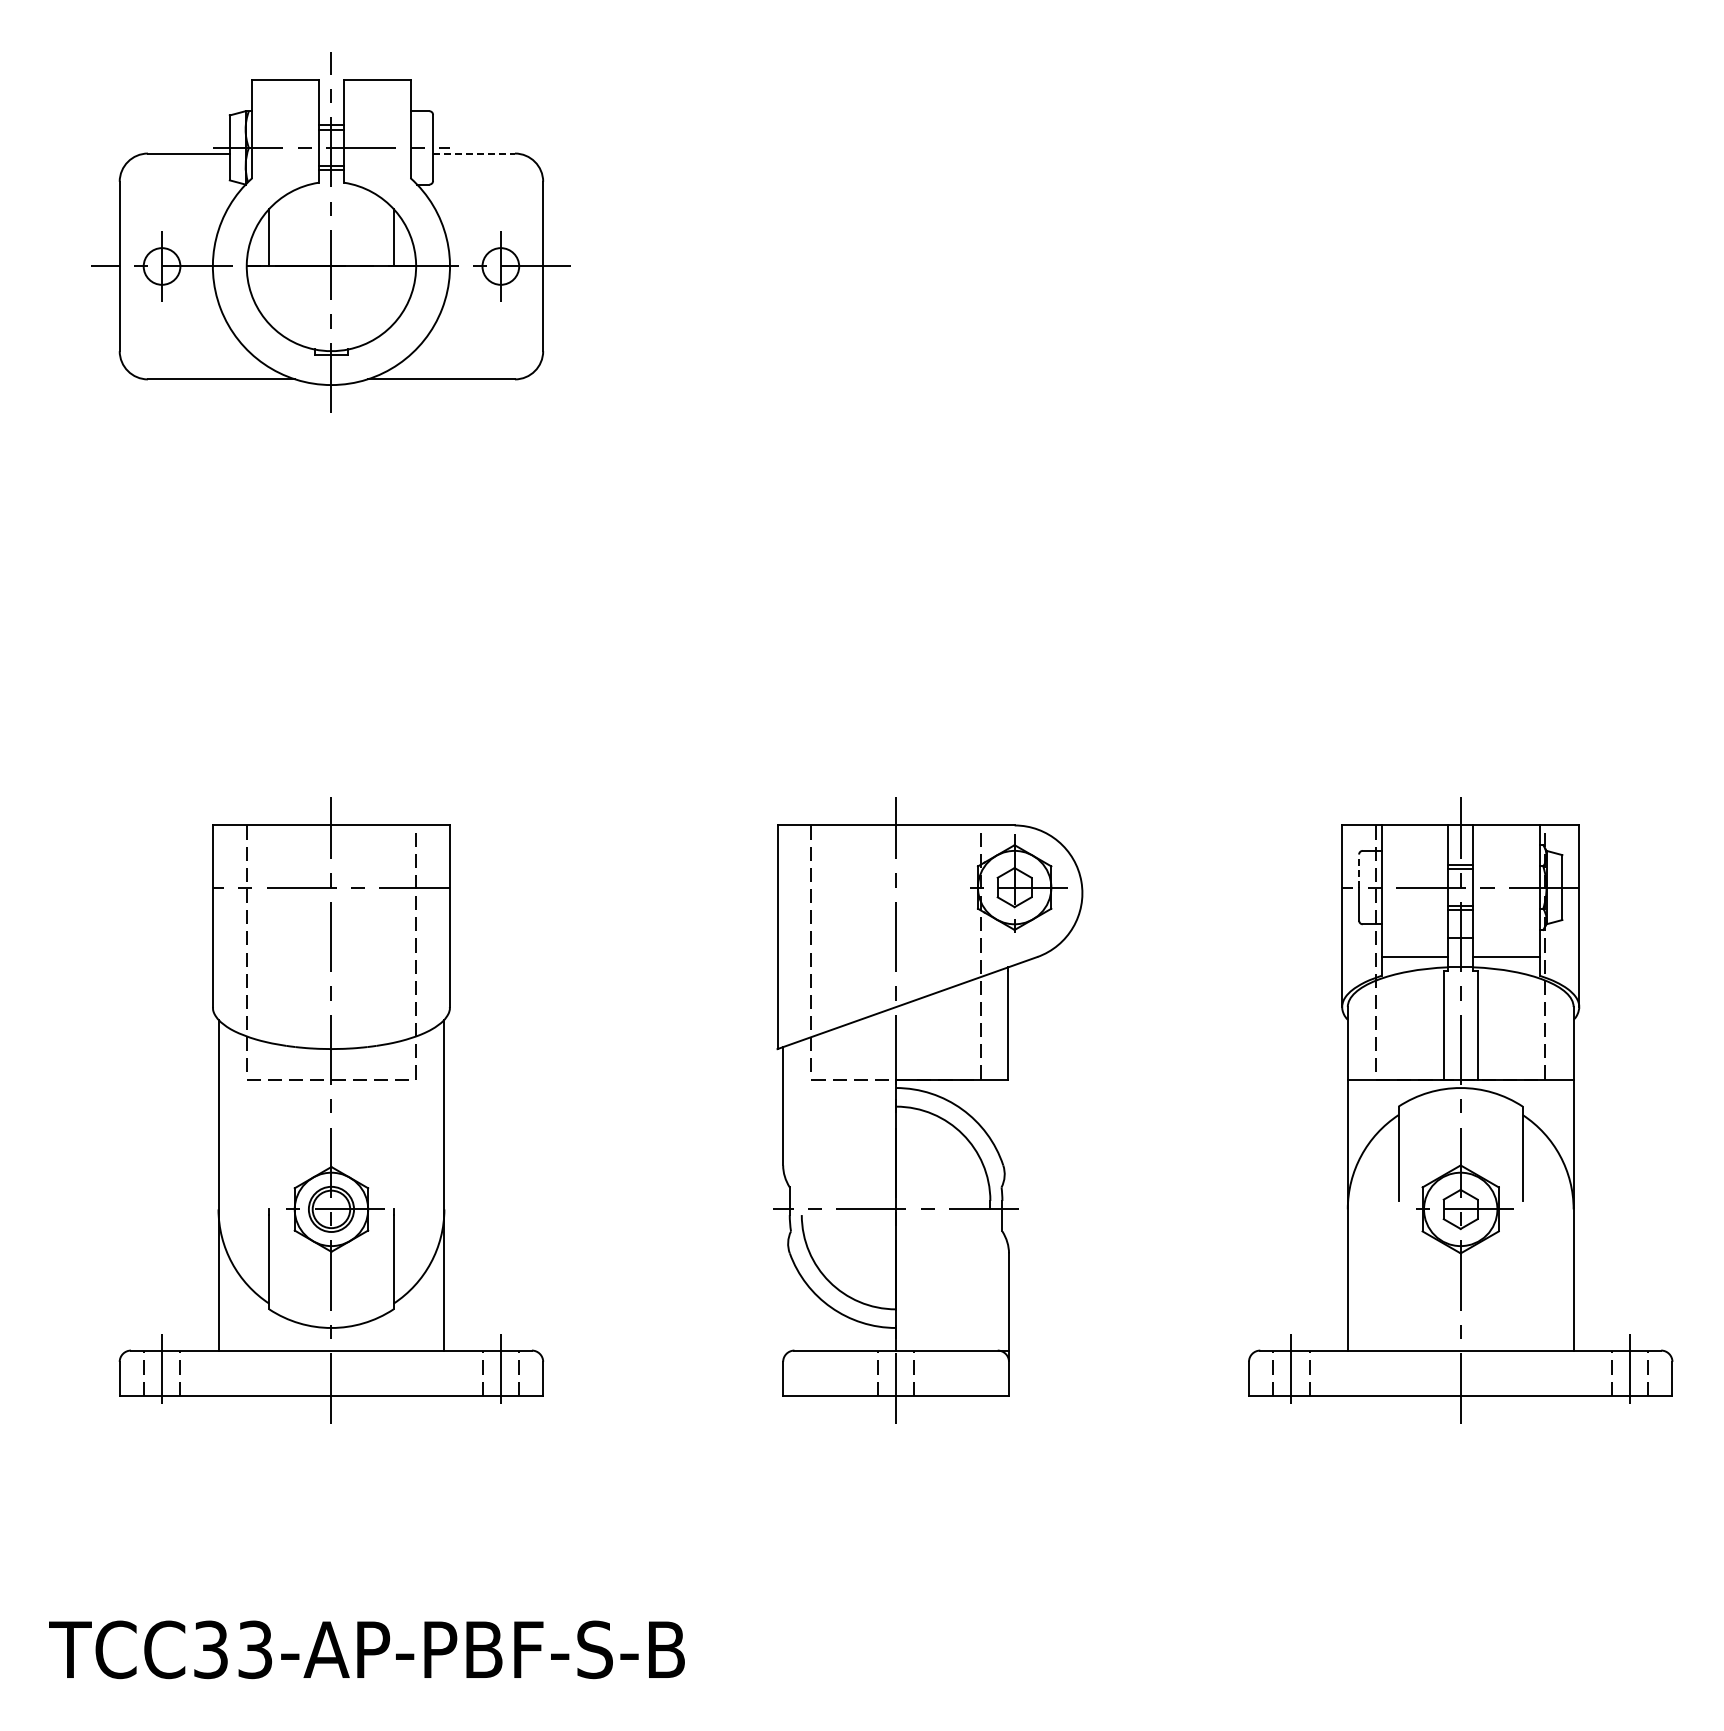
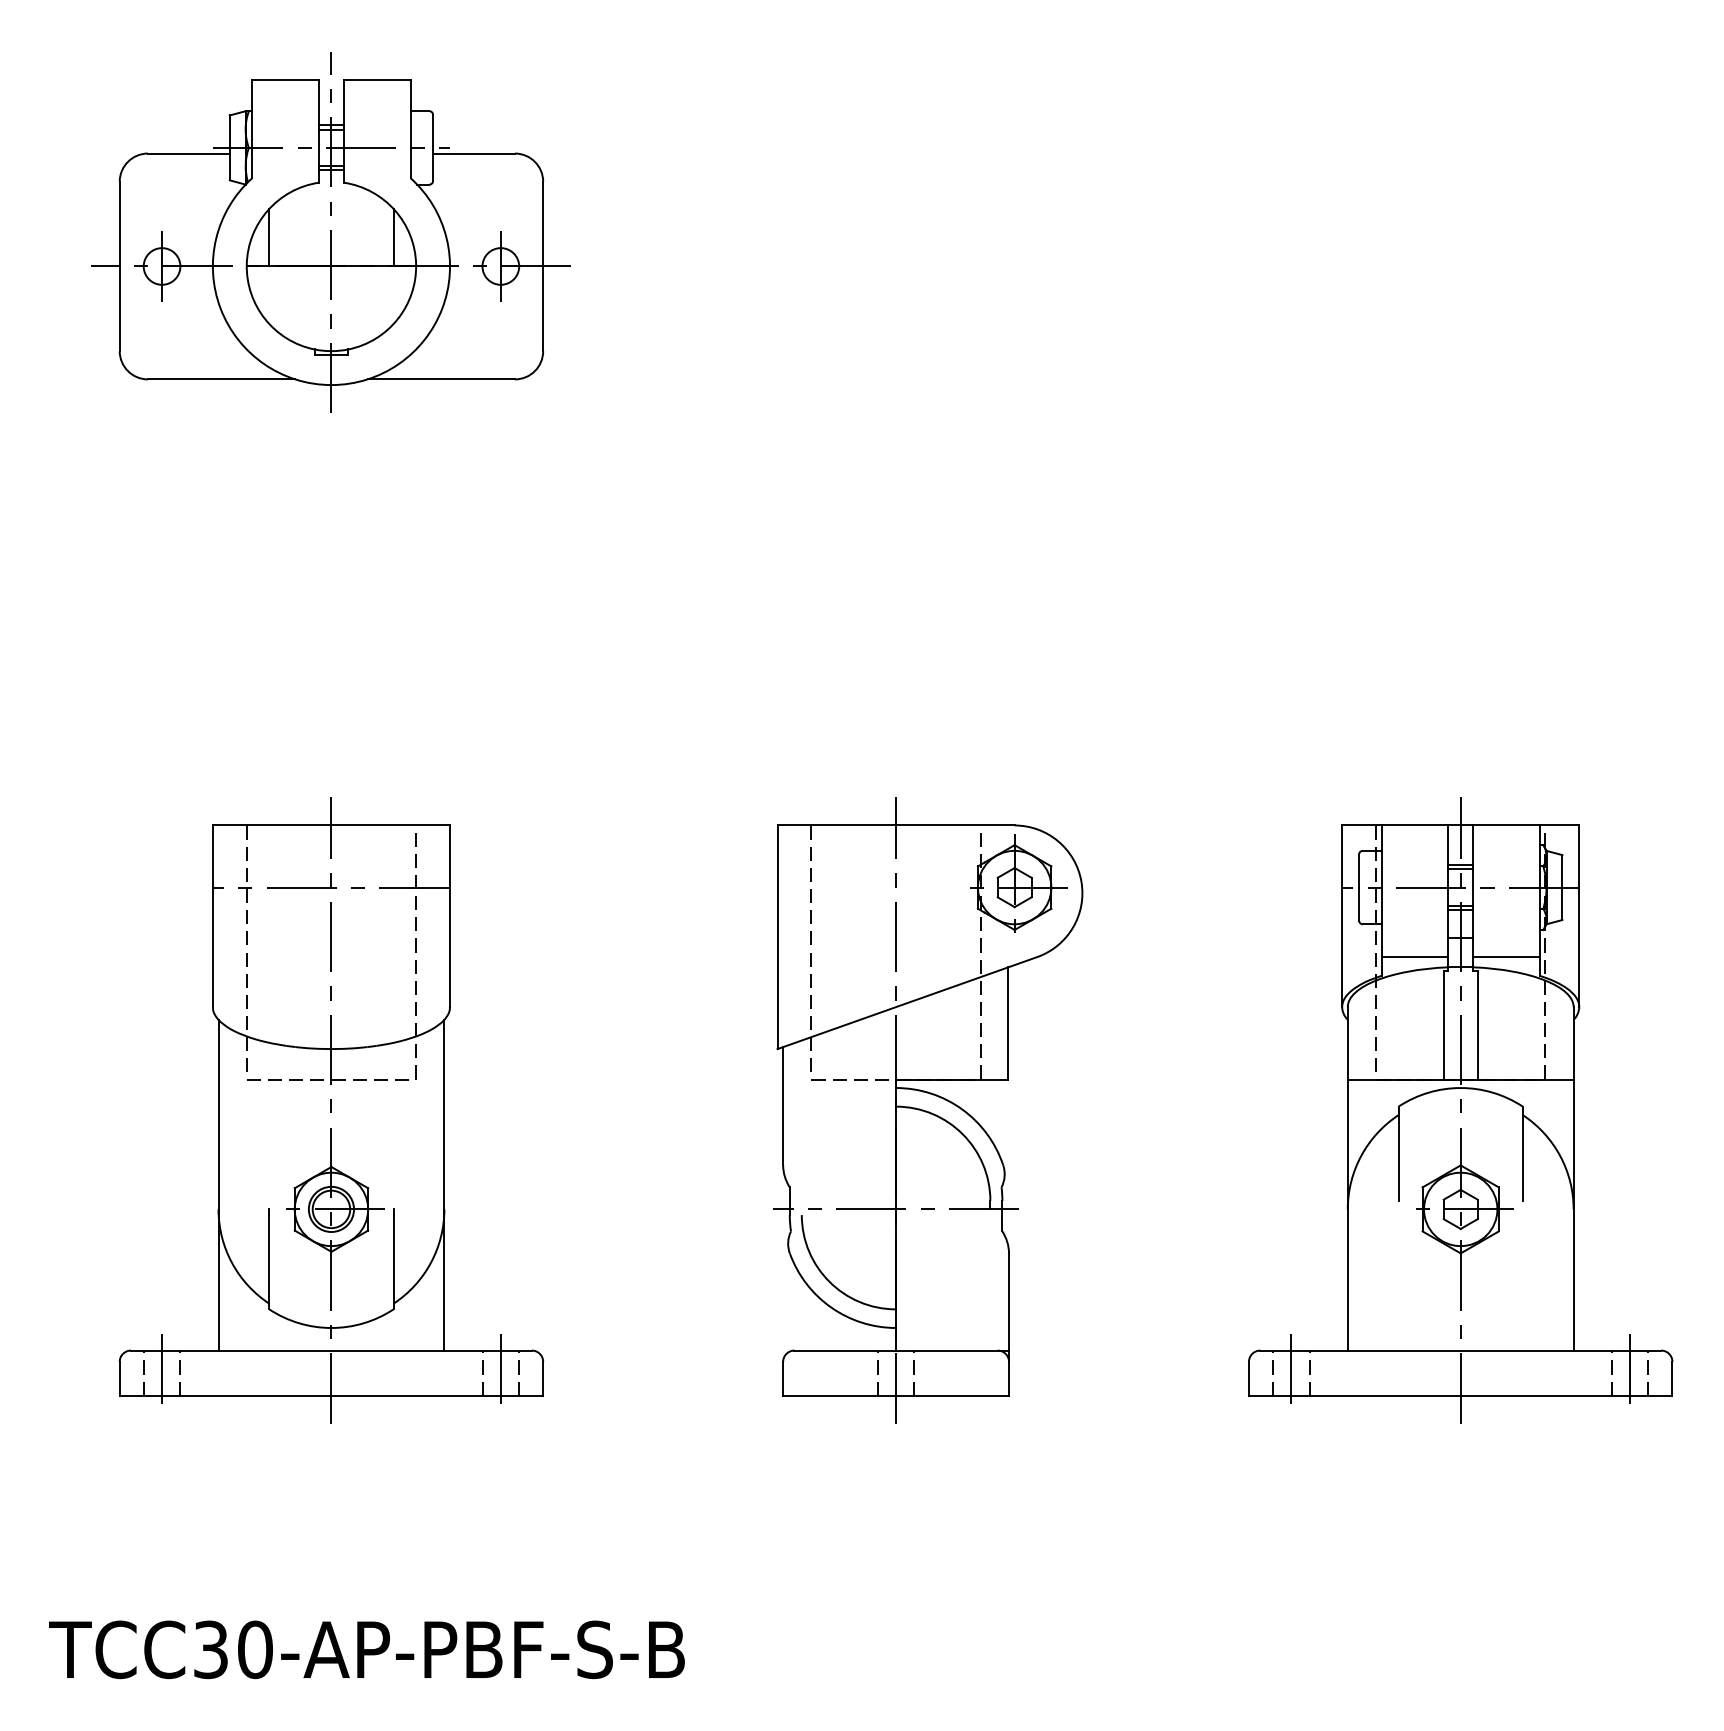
line: dashed -> solid (474, 153)
line: dashed -> solid (1359, 871)
text: TCC33-AP-PBF-S-B -> TCC30-AP-PBF-S-B (255, 1649)
